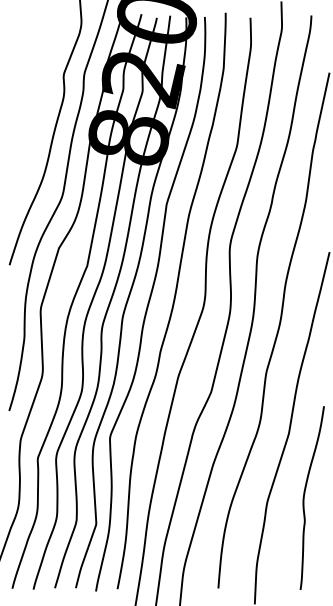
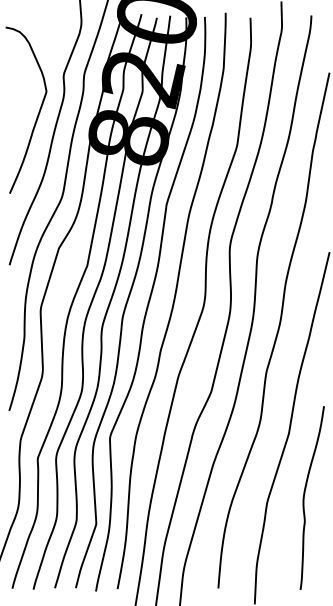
curve: none -> present (37, 114)
